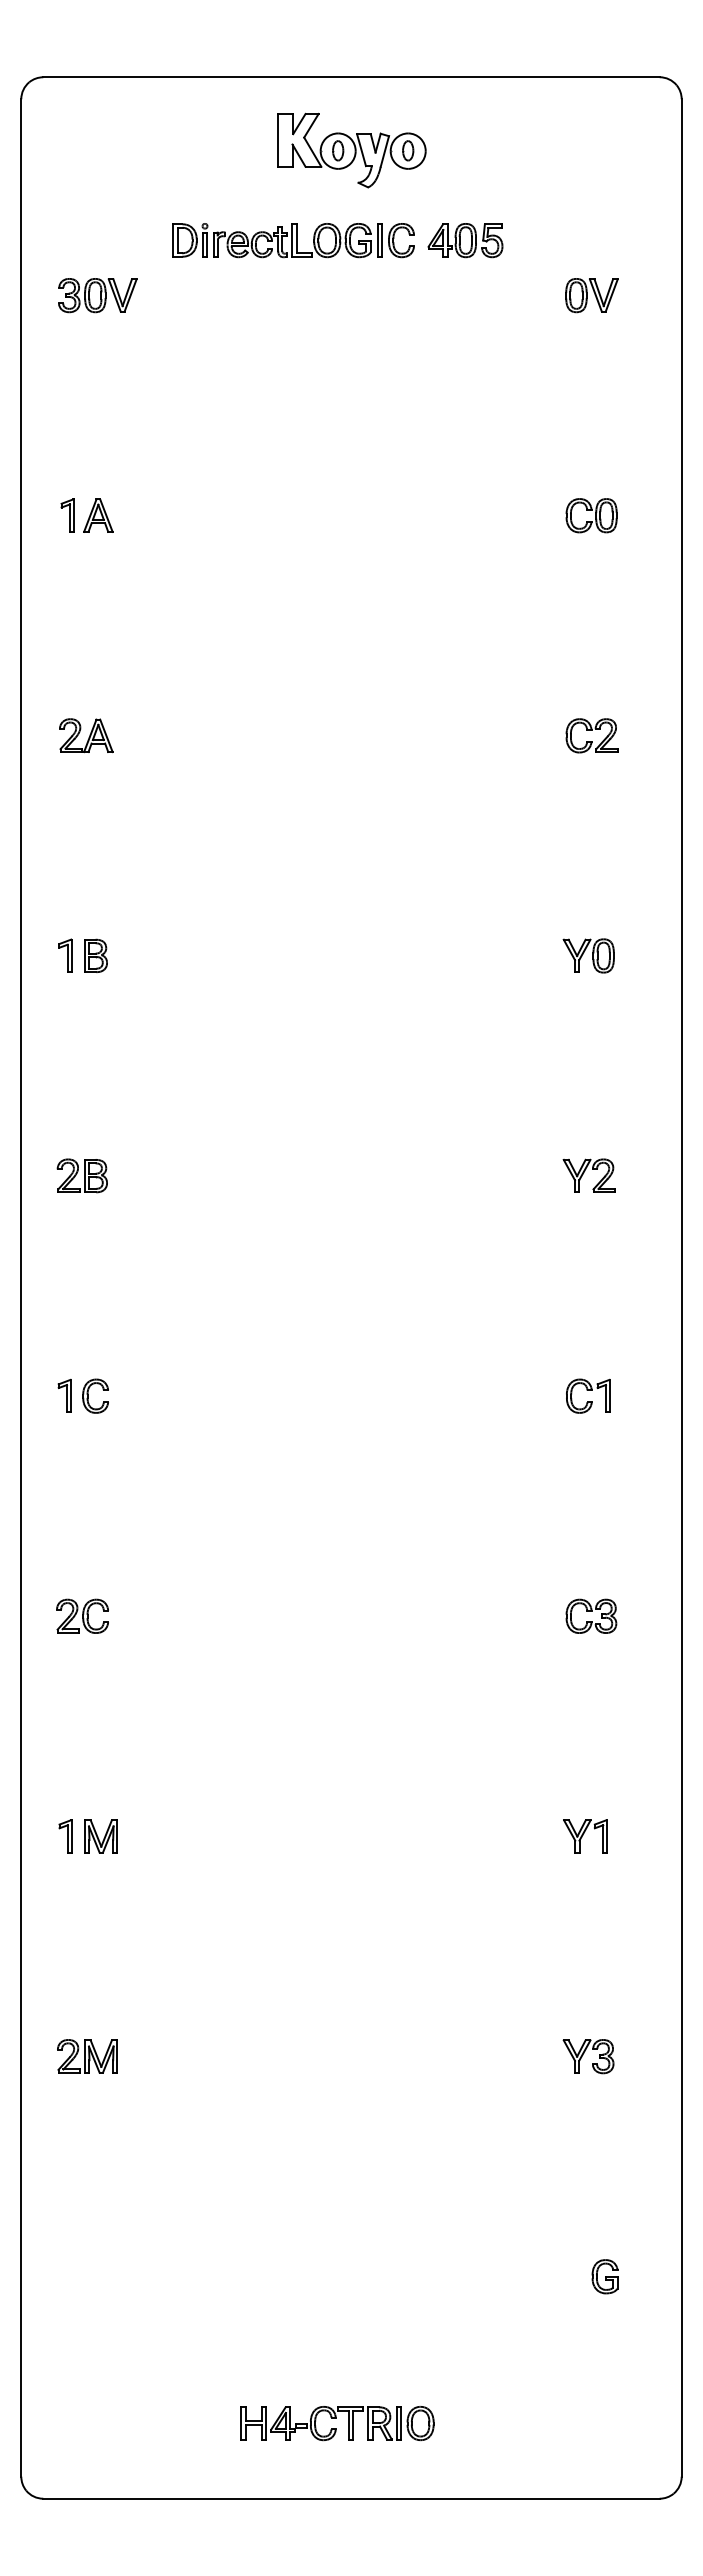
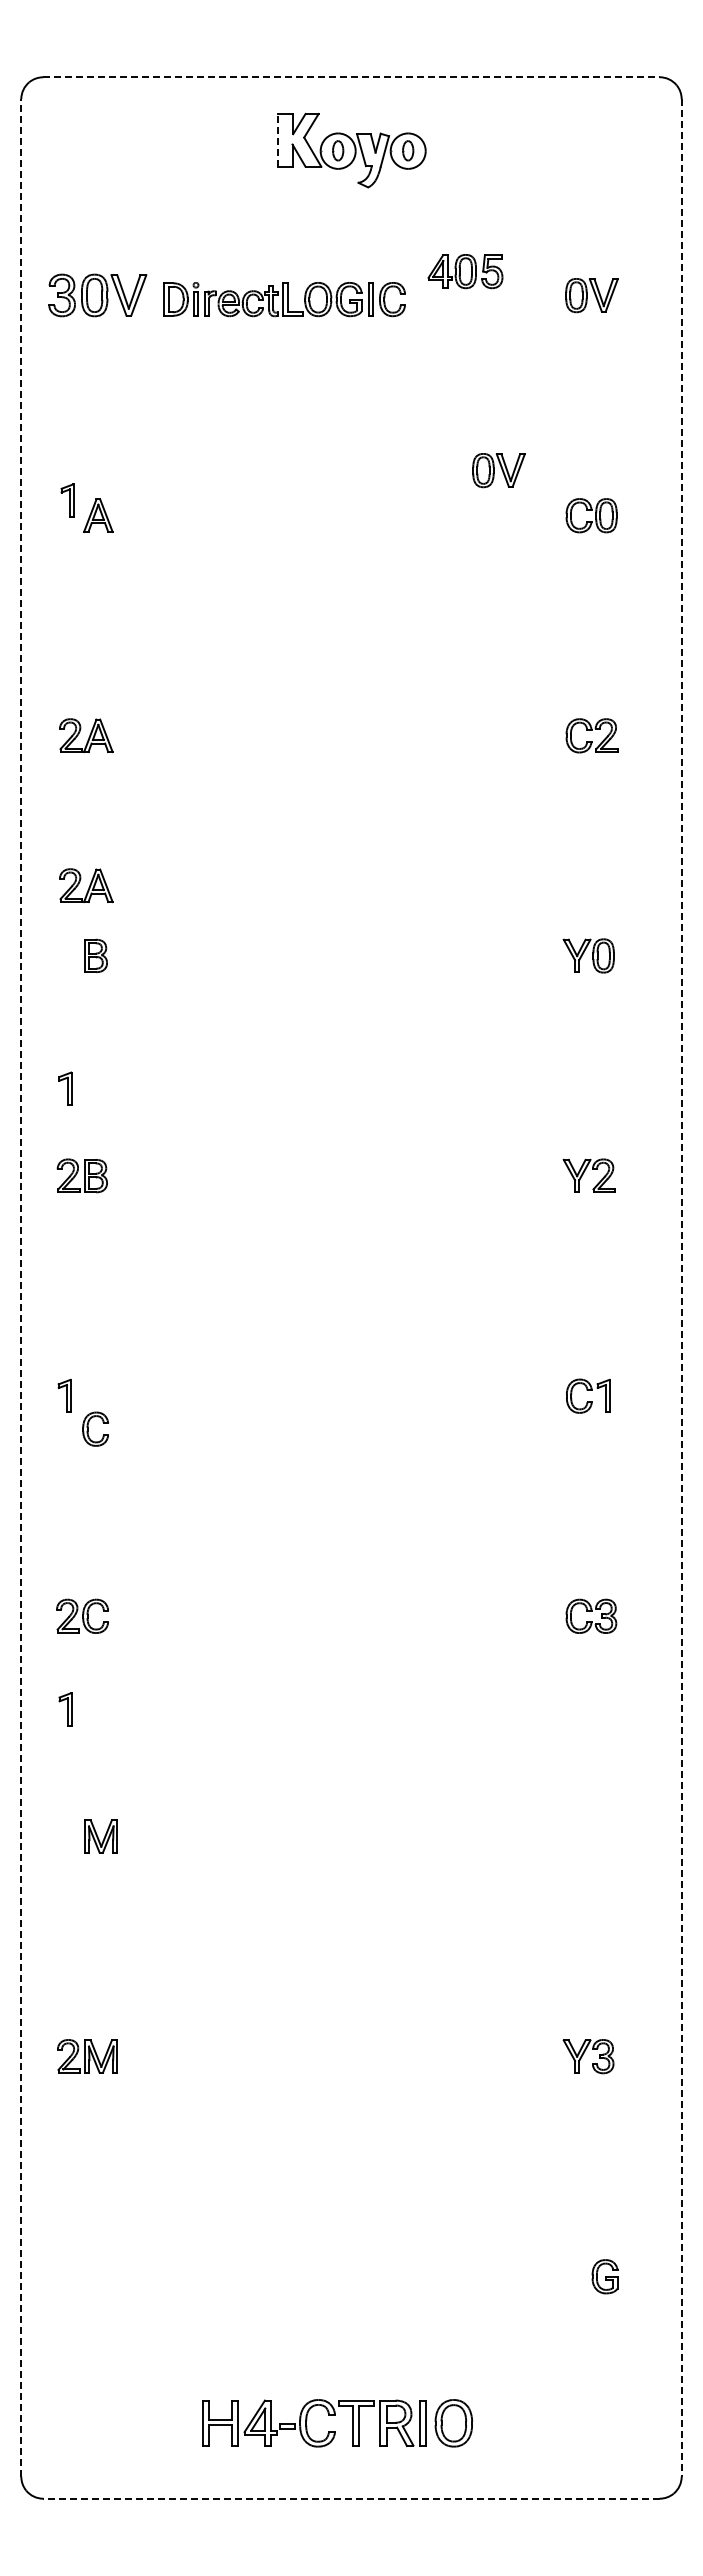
line: solid -> dashed (351, 77)
line: solid -> dashed (278, 139)
part position: (293, 240) -> (284, 299) (284, 299)
part position: (465, 240) -> (465, 271) (465, 271)
part size: 80x36 px -> 100x45 px (97, 295)
part: none -> present (498, 470)
part position: (67, 515) -> (67, 500) (67, 500)
part: none -> present (86, 885)
part position: (65, 955) -> (65, 1088) (65, 1088)
line: solid -> dashed (21, 1287)
line: solid -> dashed (681, 1287)
part position: (88, 1395) -> (88, 1428) (88, 1428)
part position: (65, 1836) -> (65, 1709) (65, 1709)
part: present -> none (585, 1836)
part size: 195x36 px -> 271x49 px (337, 2423)
line: solid -> dashed (350, 2498)
